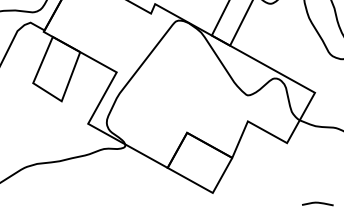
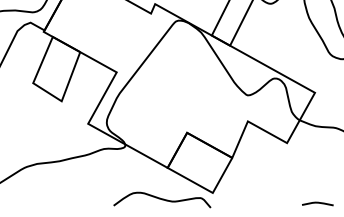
curve: none -> present (162, 199)
